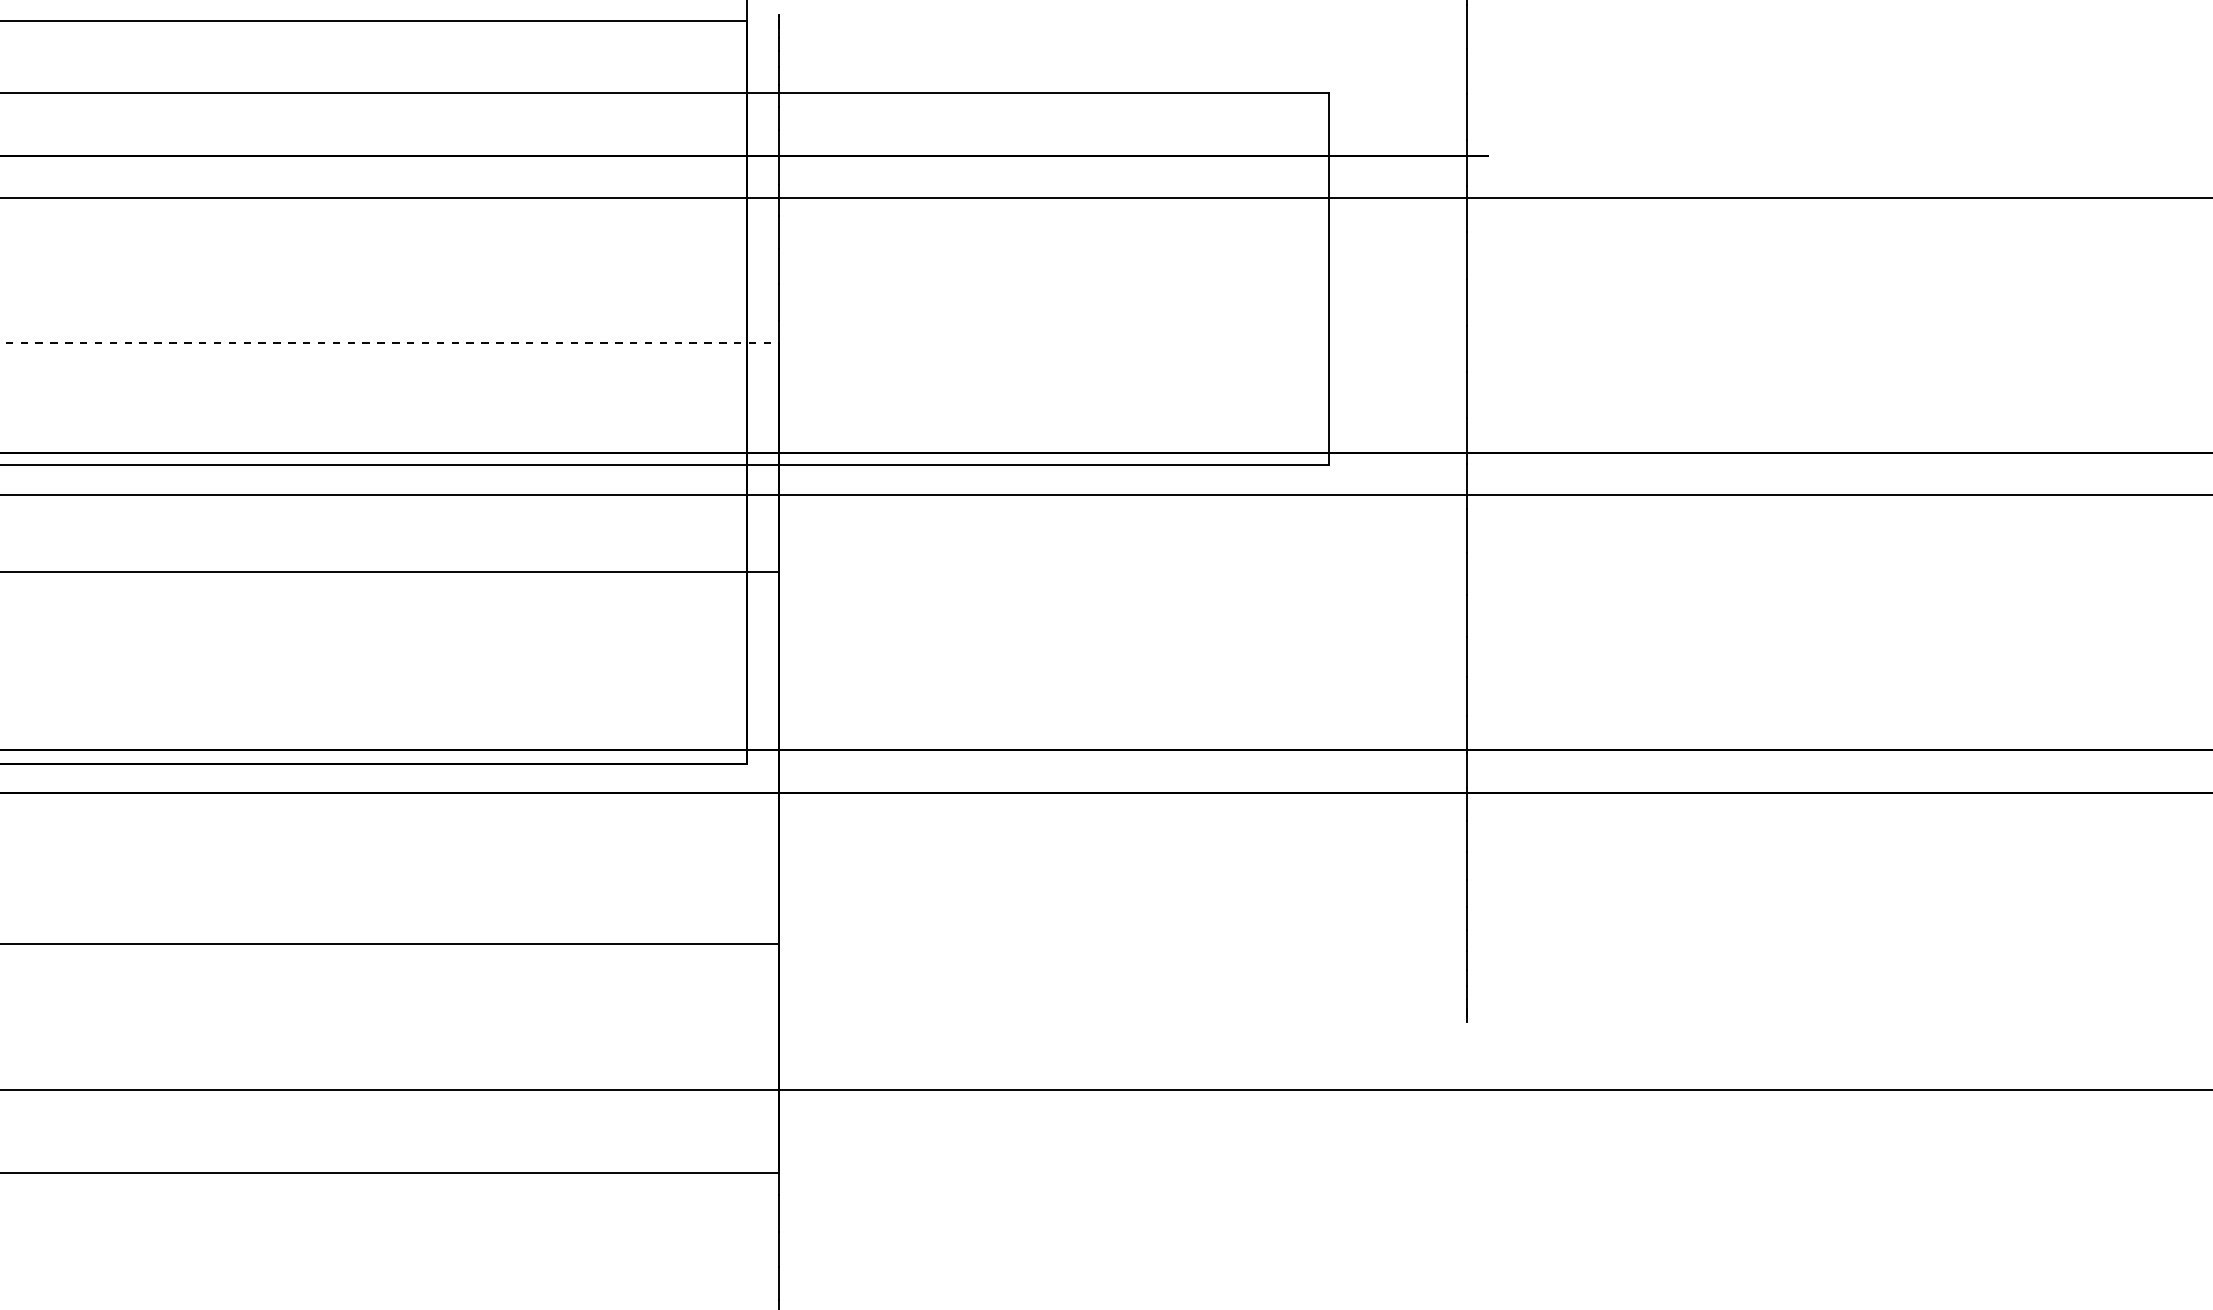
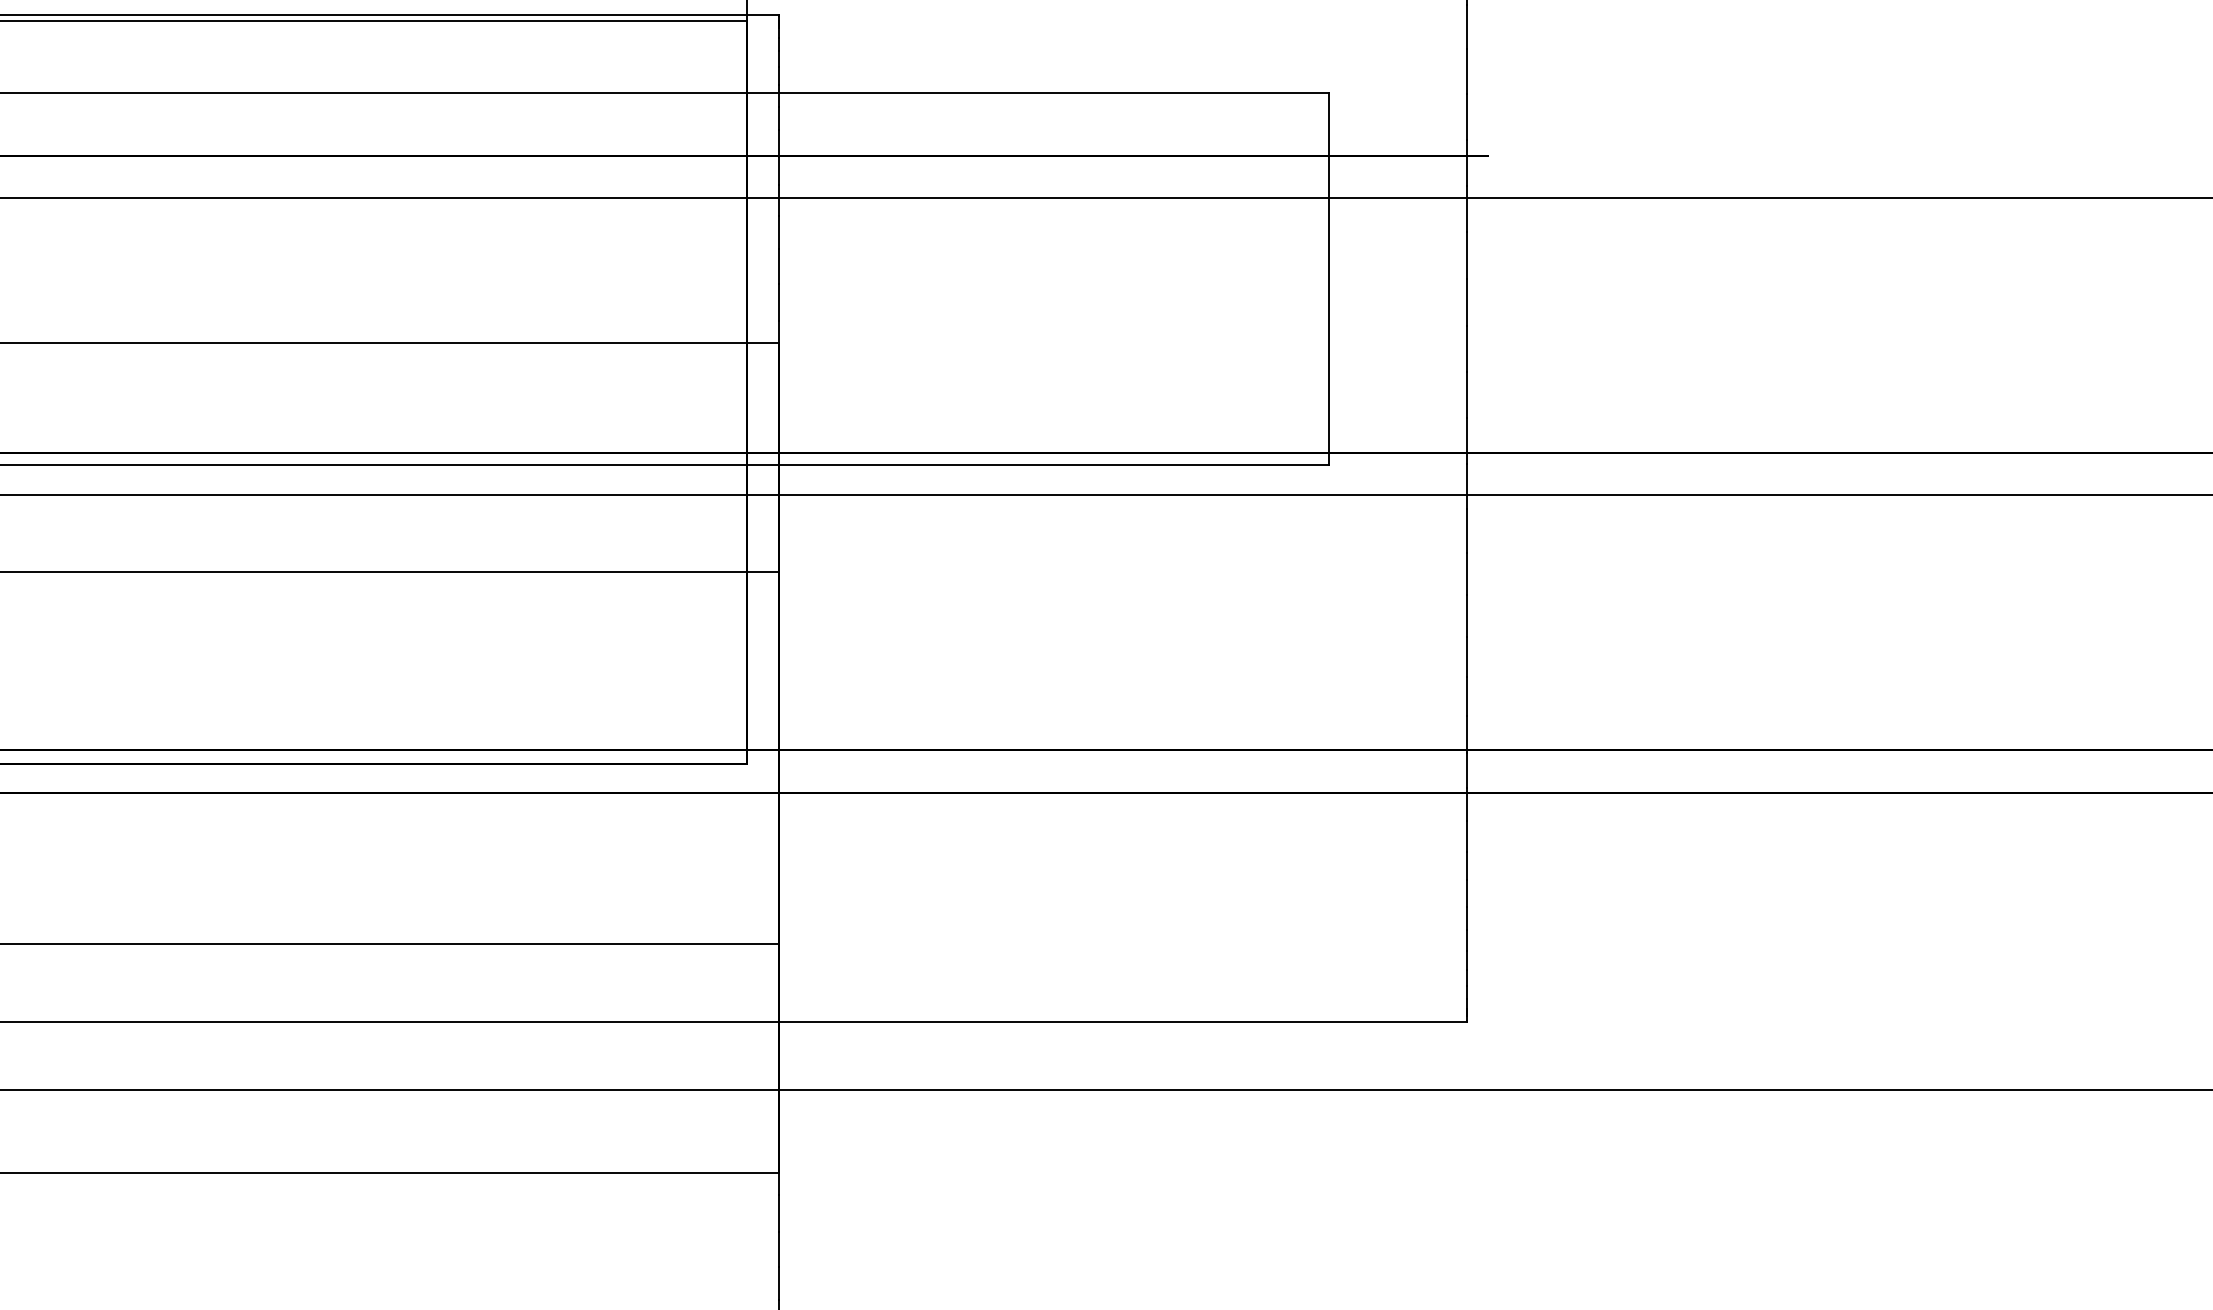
line: none -> present (390, 14)
line: dashed -> solid (389, 342)
line: none -> present (734, 1022)
